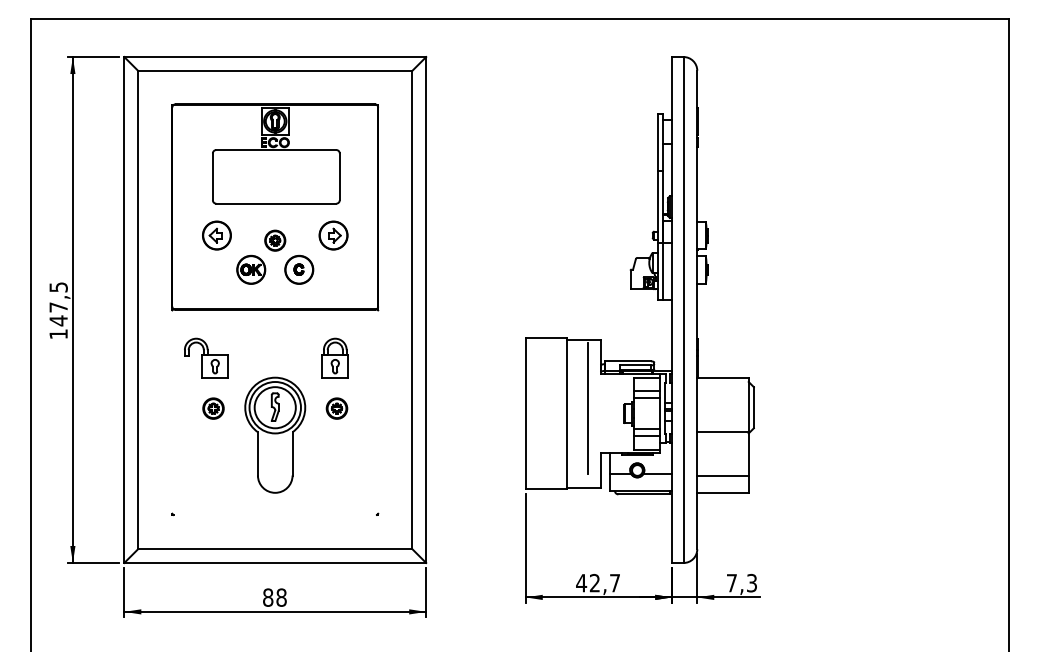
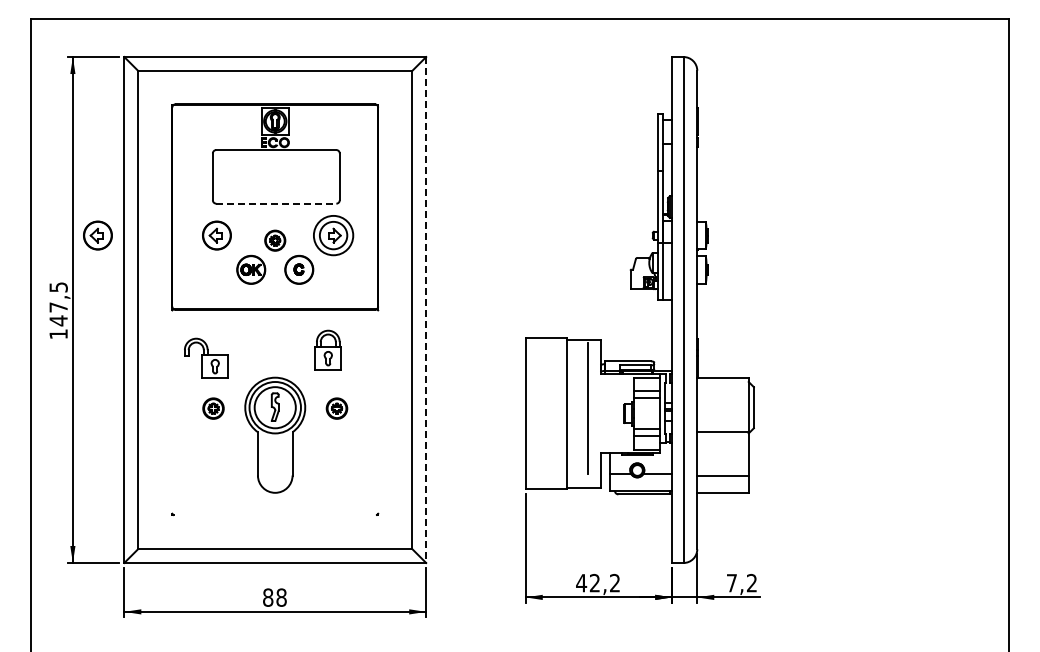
line: solid -> dashed (276, 203)
part: none -> present (97, 235)
circle diameter: 28 px -> 39 px (333, 235)
line: solid -> dashed (426, 310)
part position: (334, 357) -> (327, 349) (327, 349)
text: 42,7 -> 42,2 (614, 582)
text: 7,3 -> 7,2 (751, 583)
